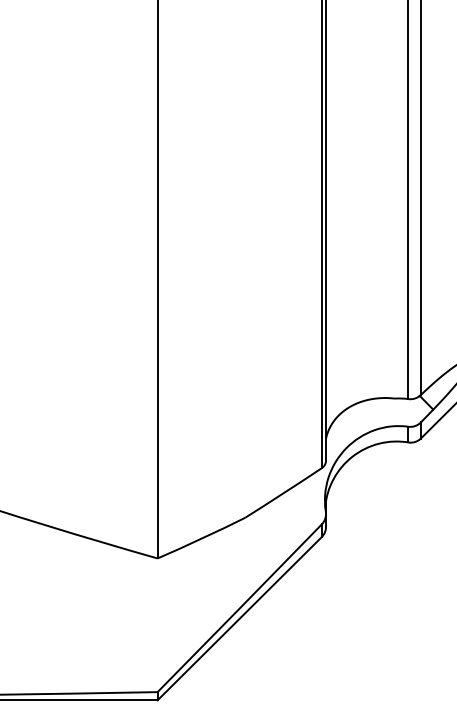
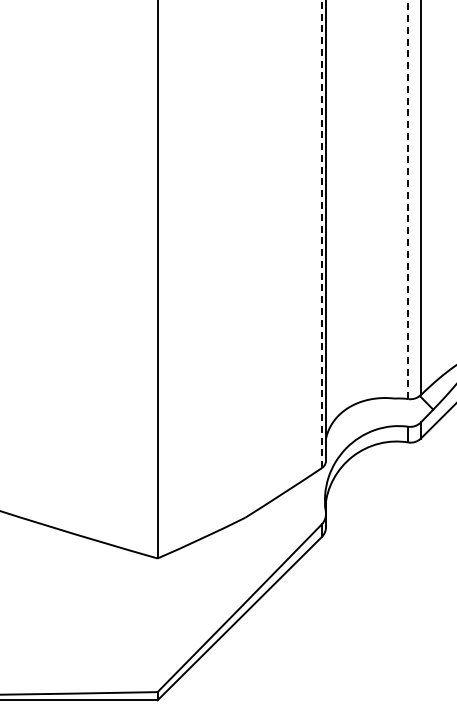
line: solid -> dashed (408, 199)
line: solid -> dashed (321, 234)
